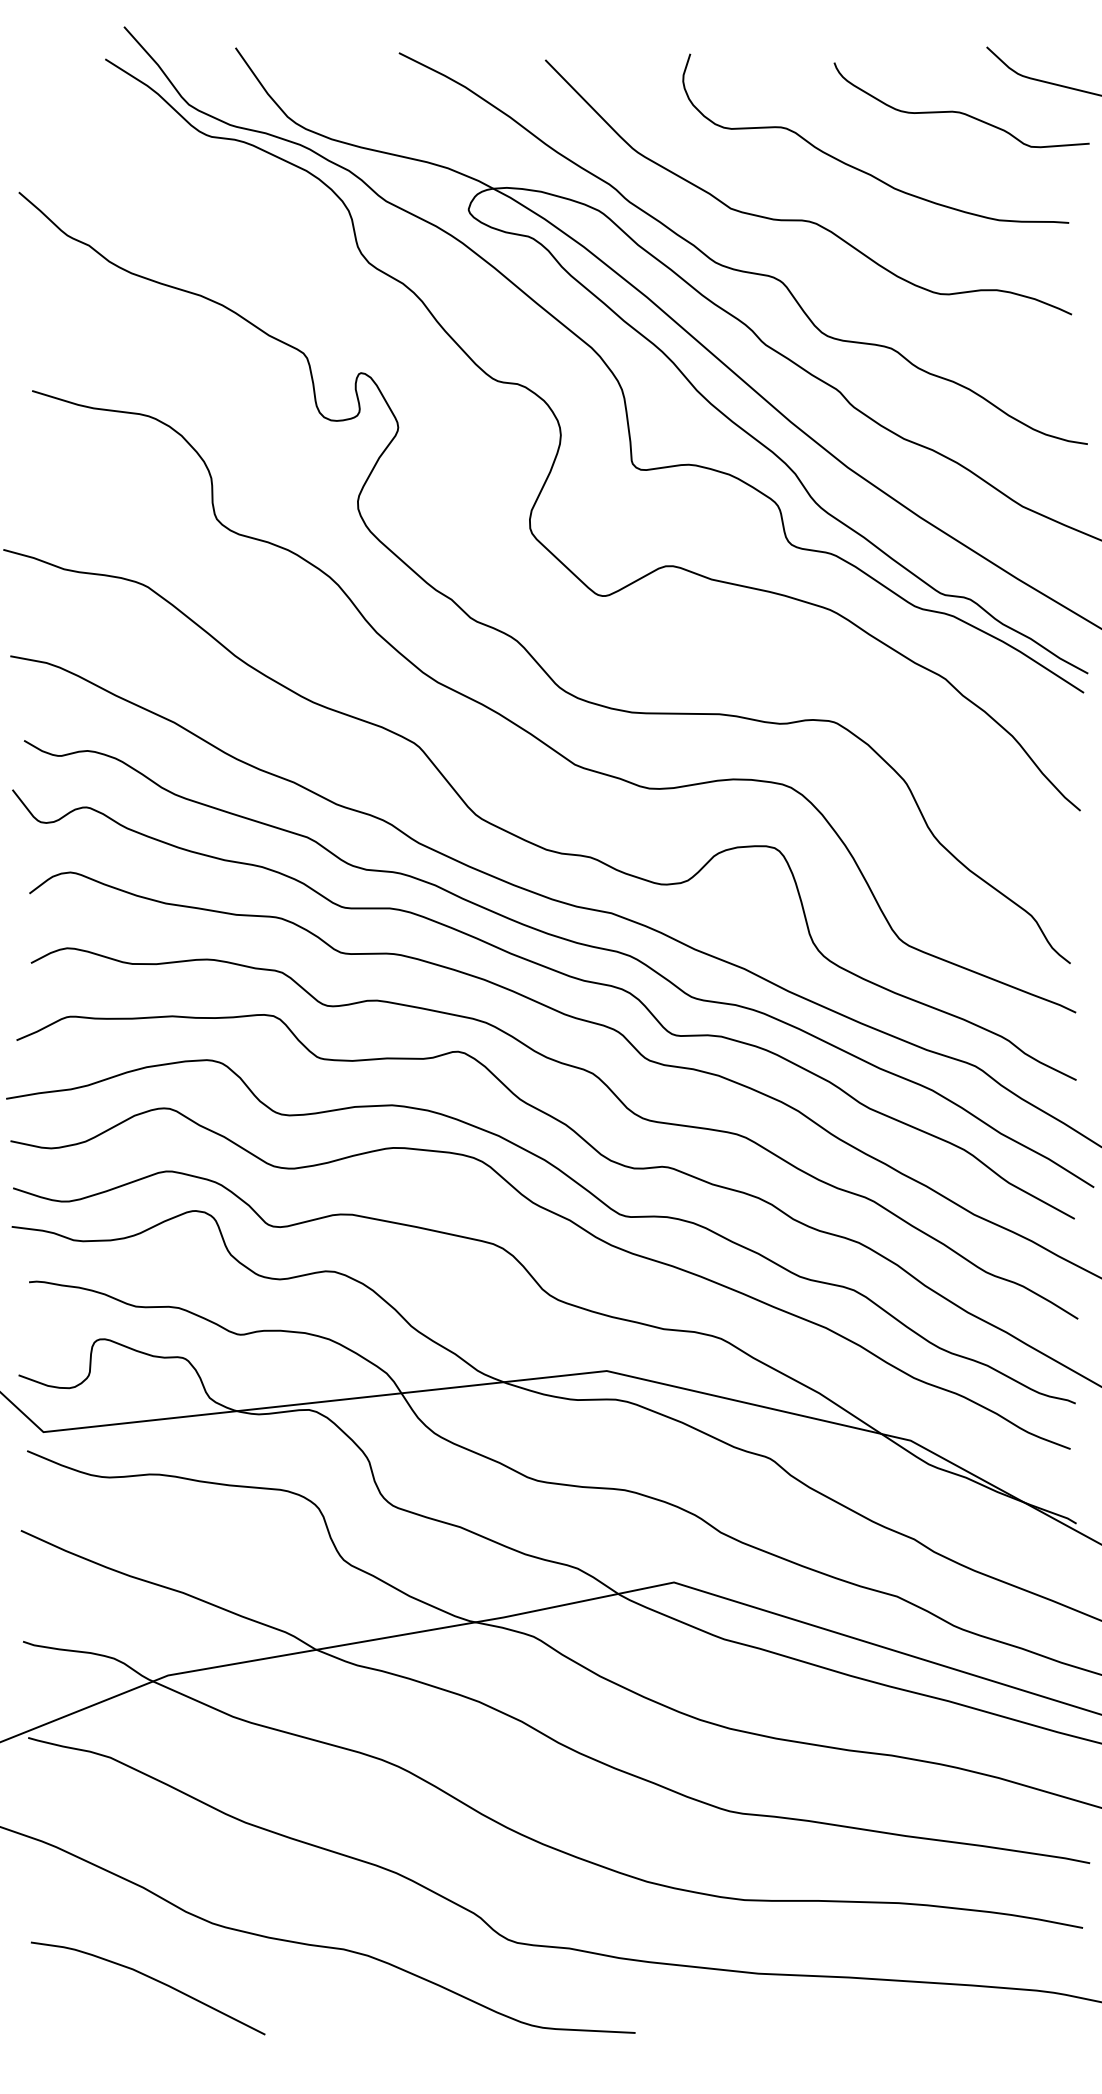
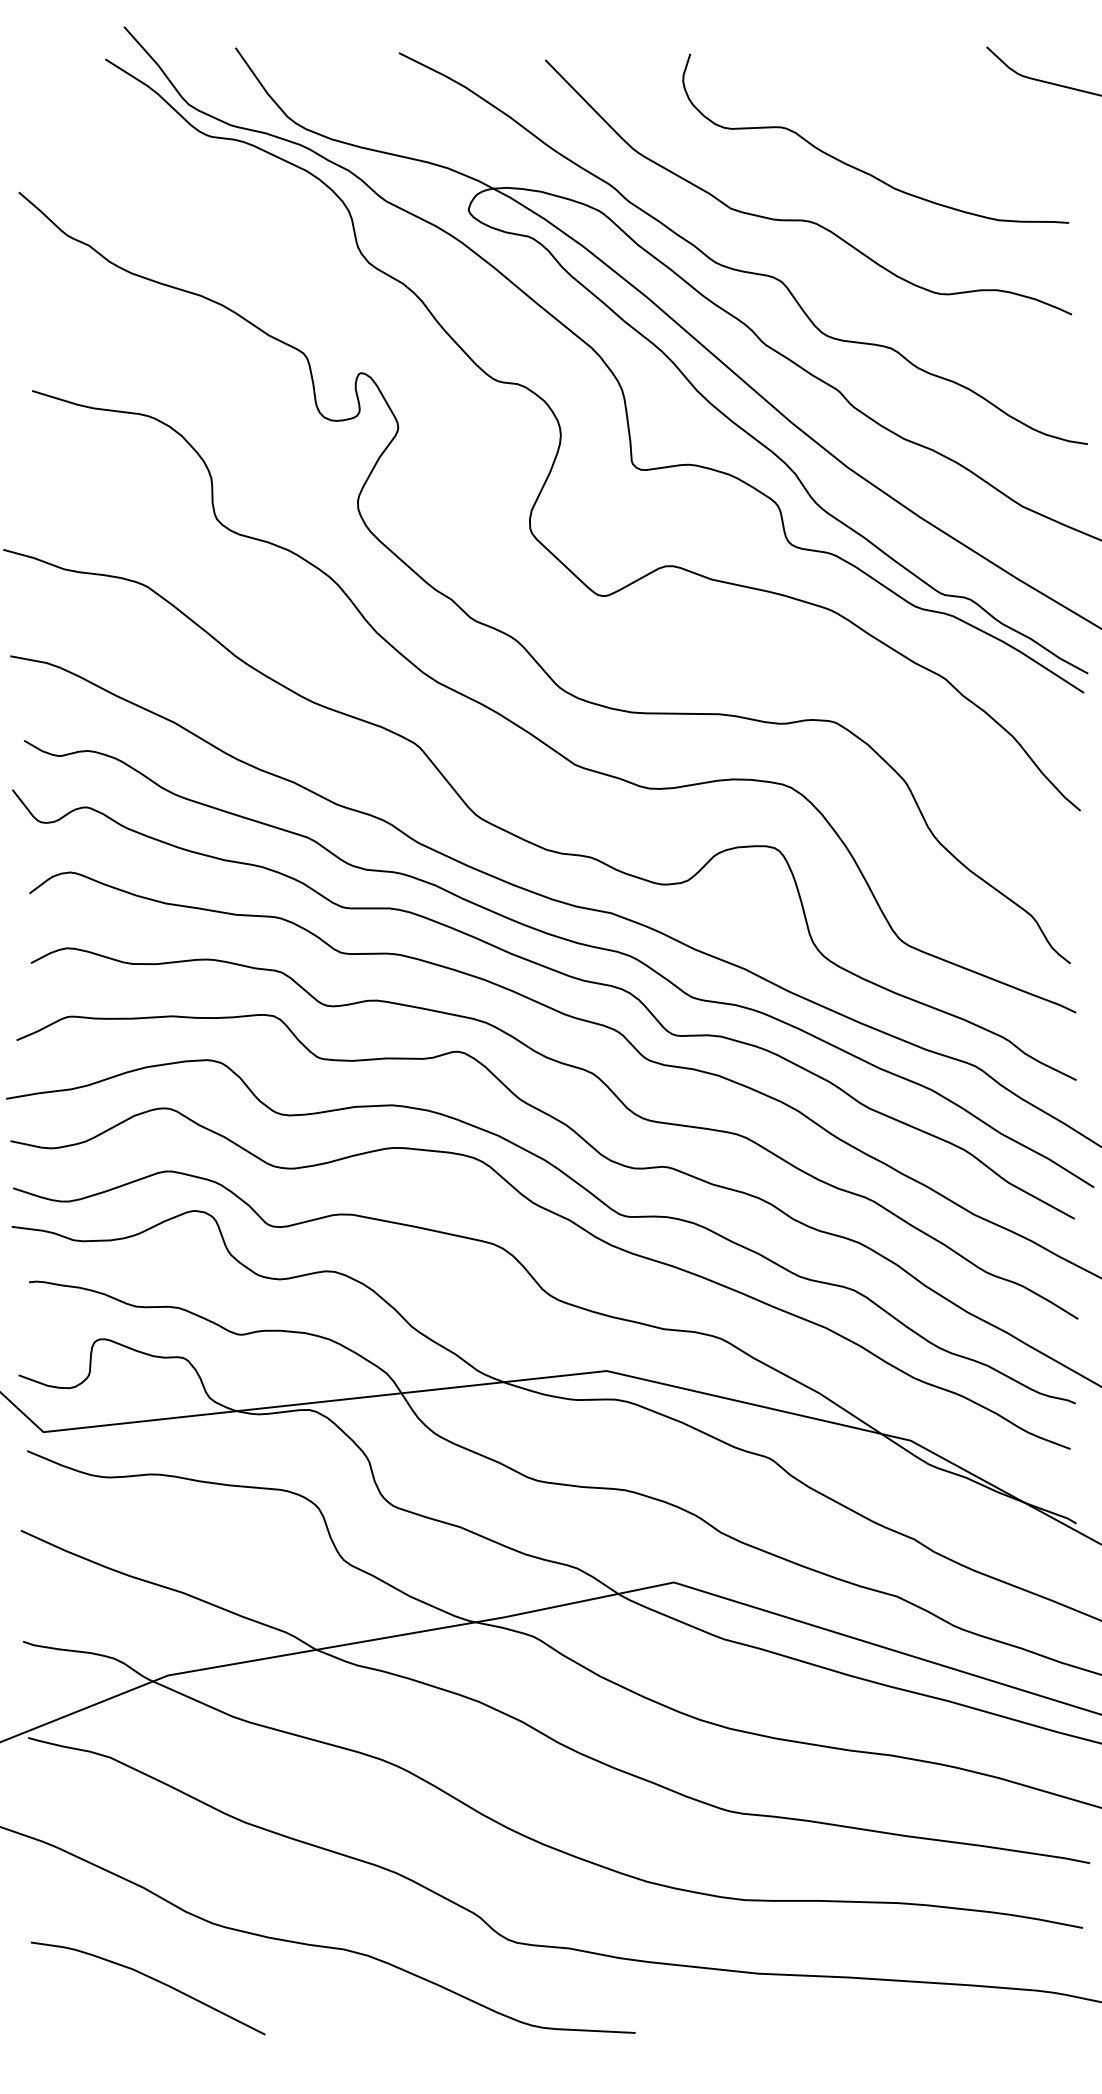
curve: present -> none (960, 111)
